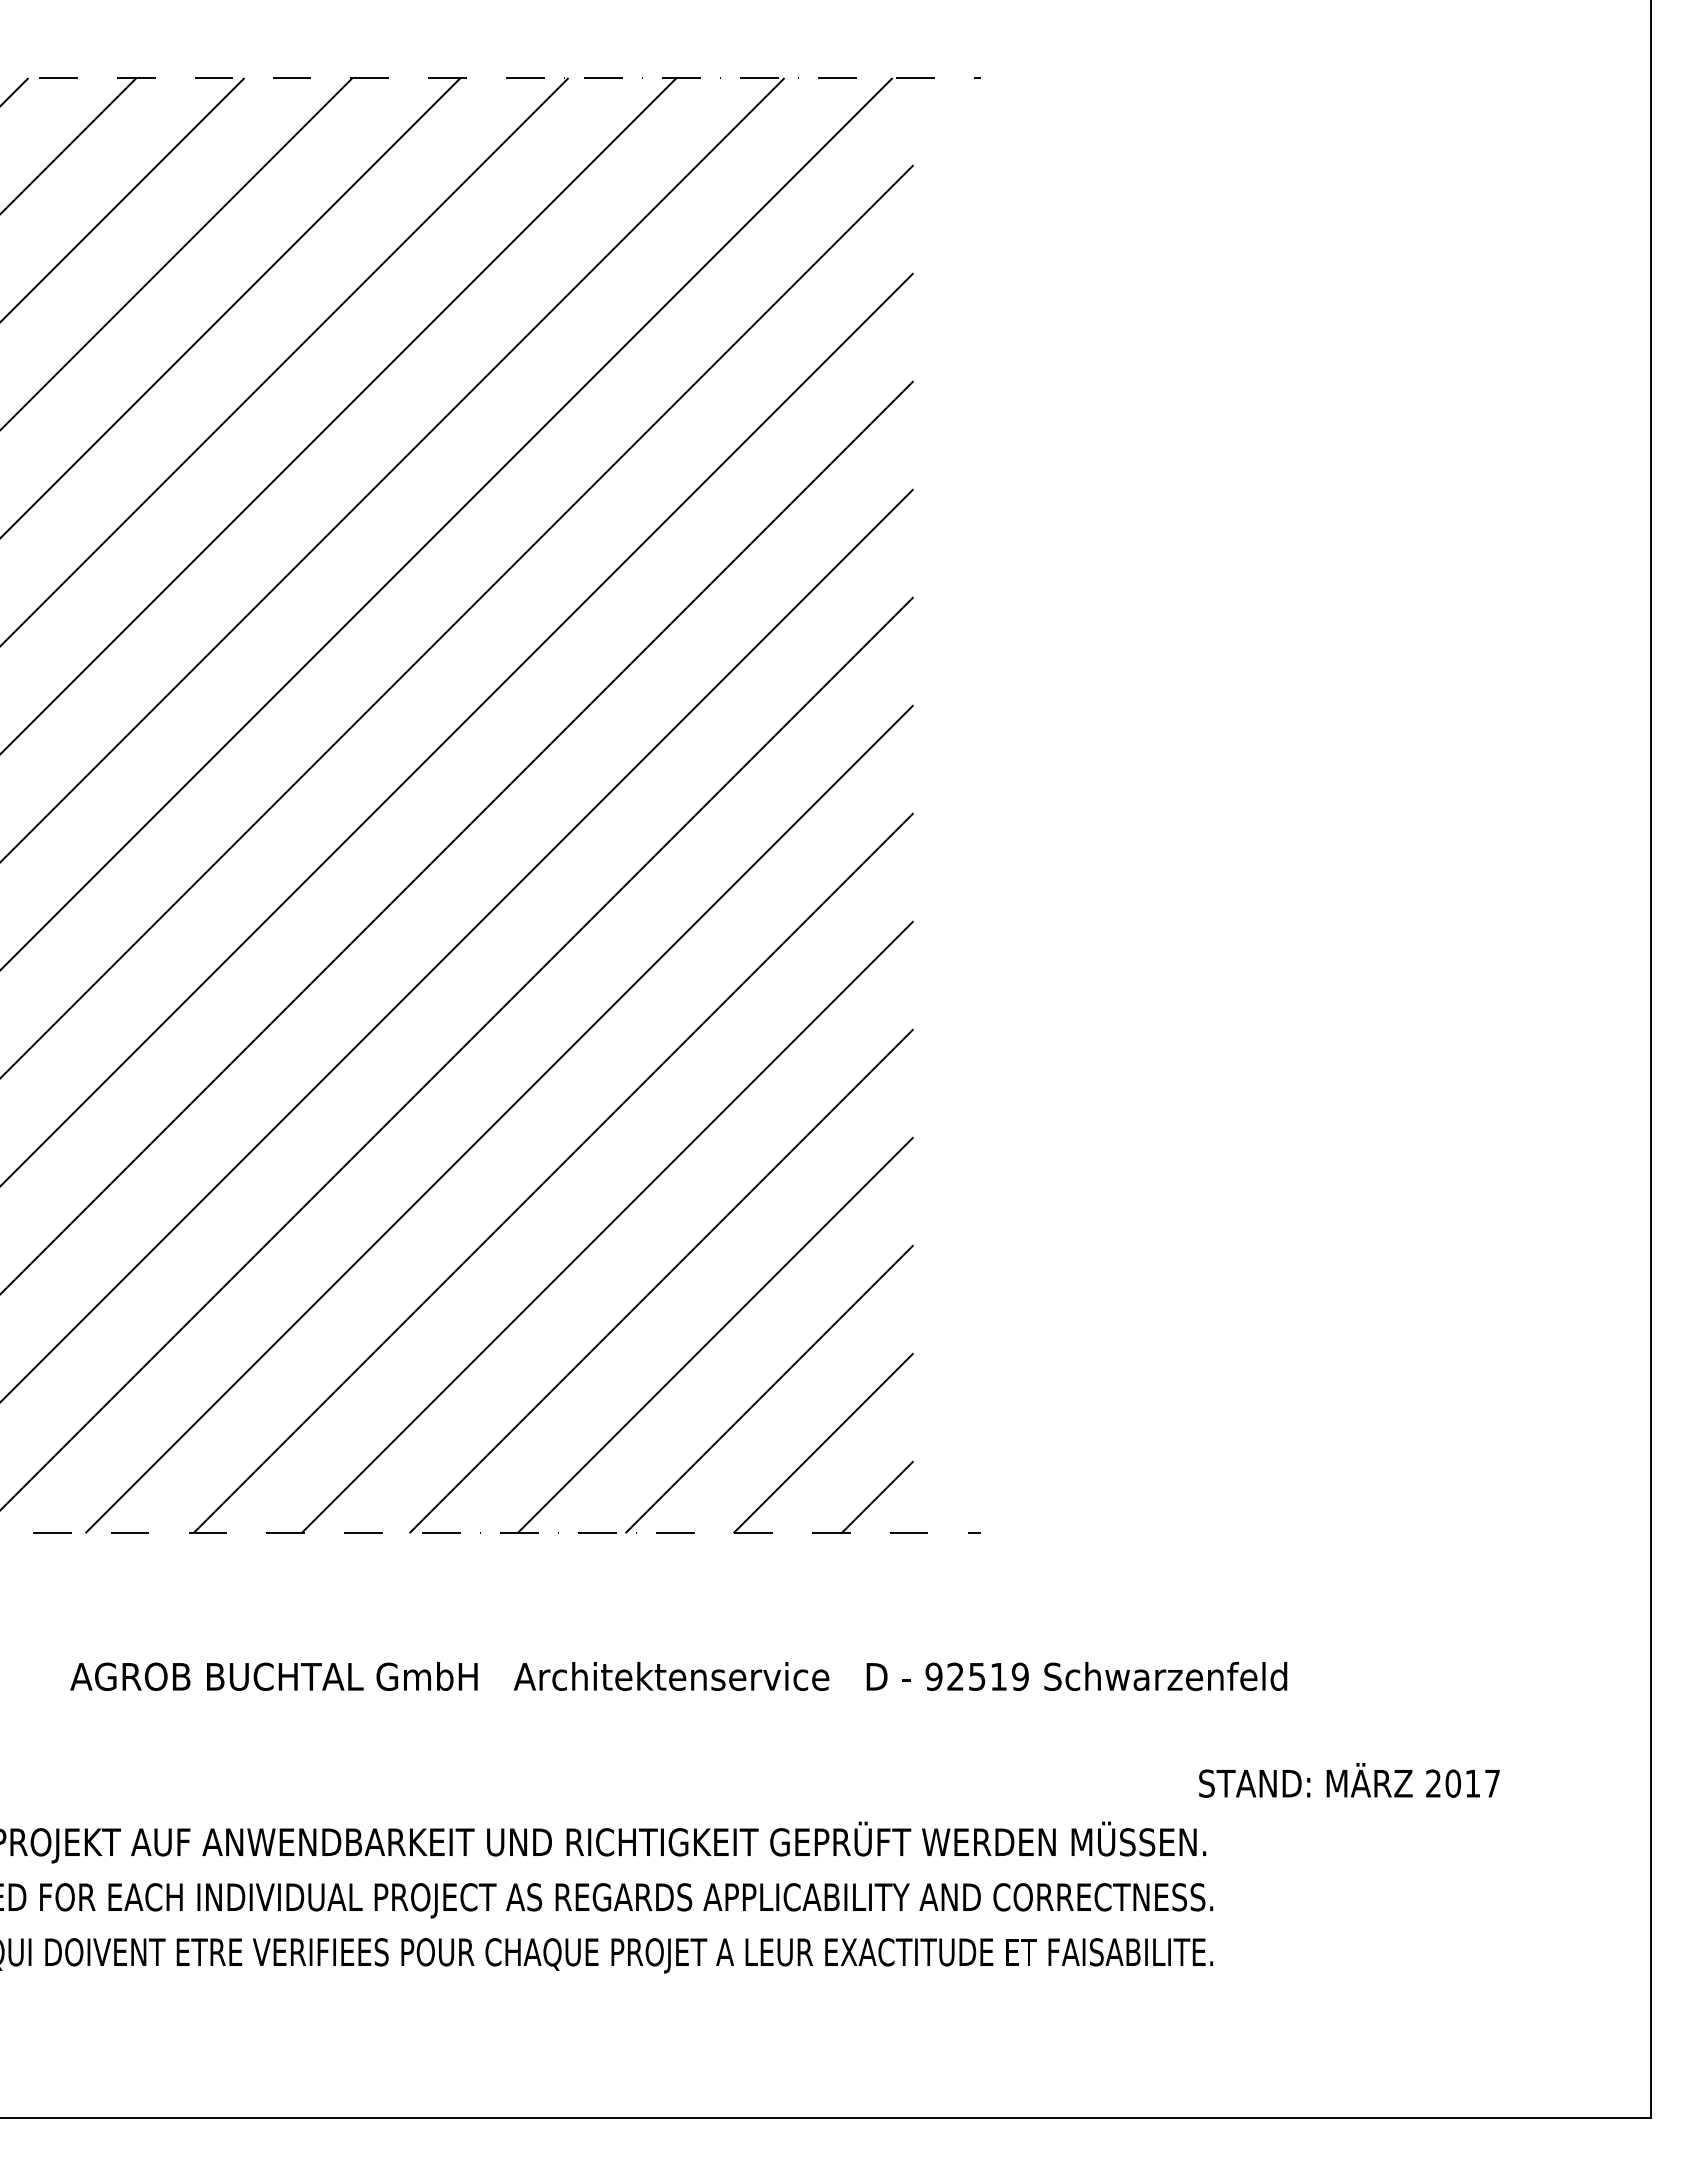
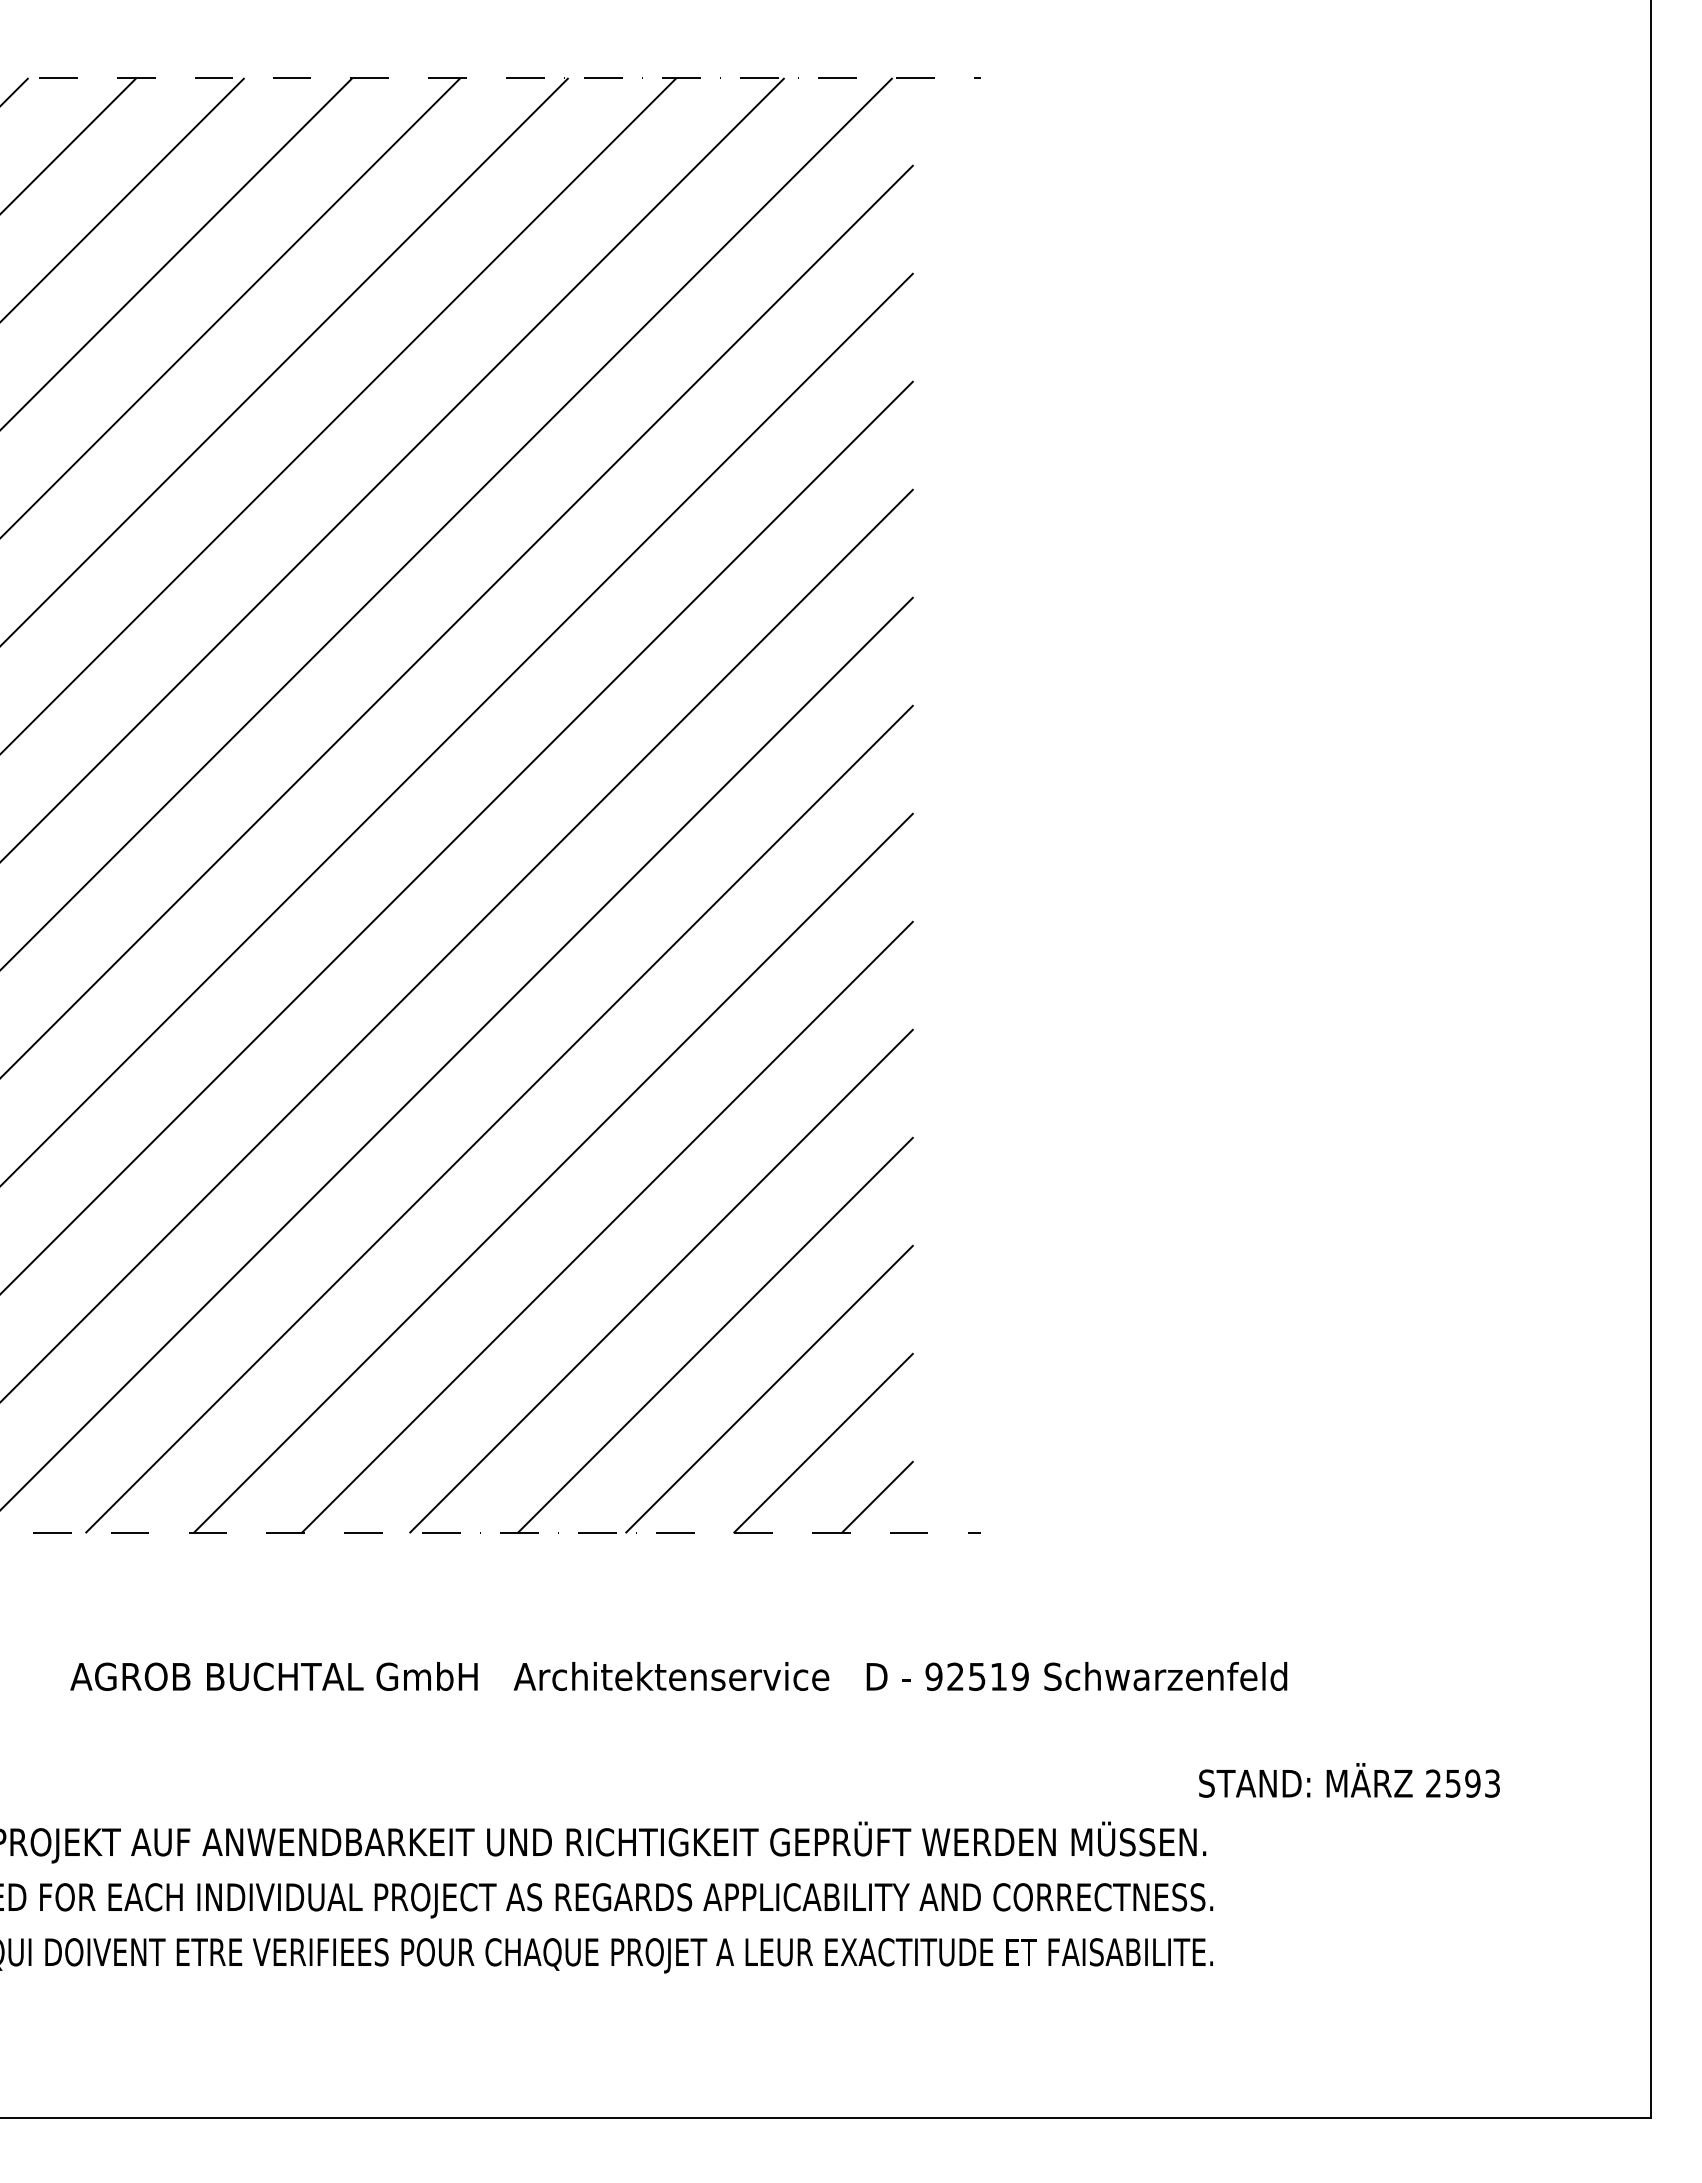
text: 2017 -> 2593 (1472, 1783)
